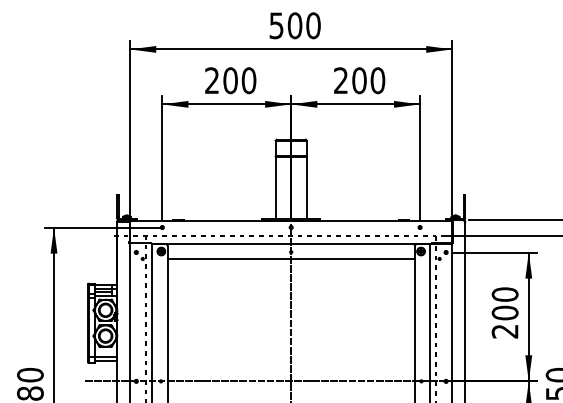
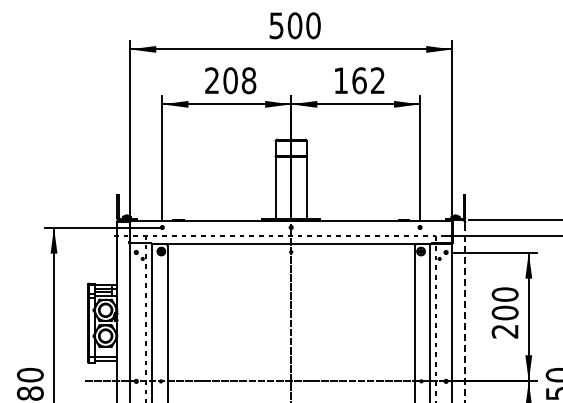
text: 200 -> 208 (248, 80)
text: 200 -> 162 (359, 80)
line: present -> none (290, 258)
line: solid -> dashed (465, 312)
